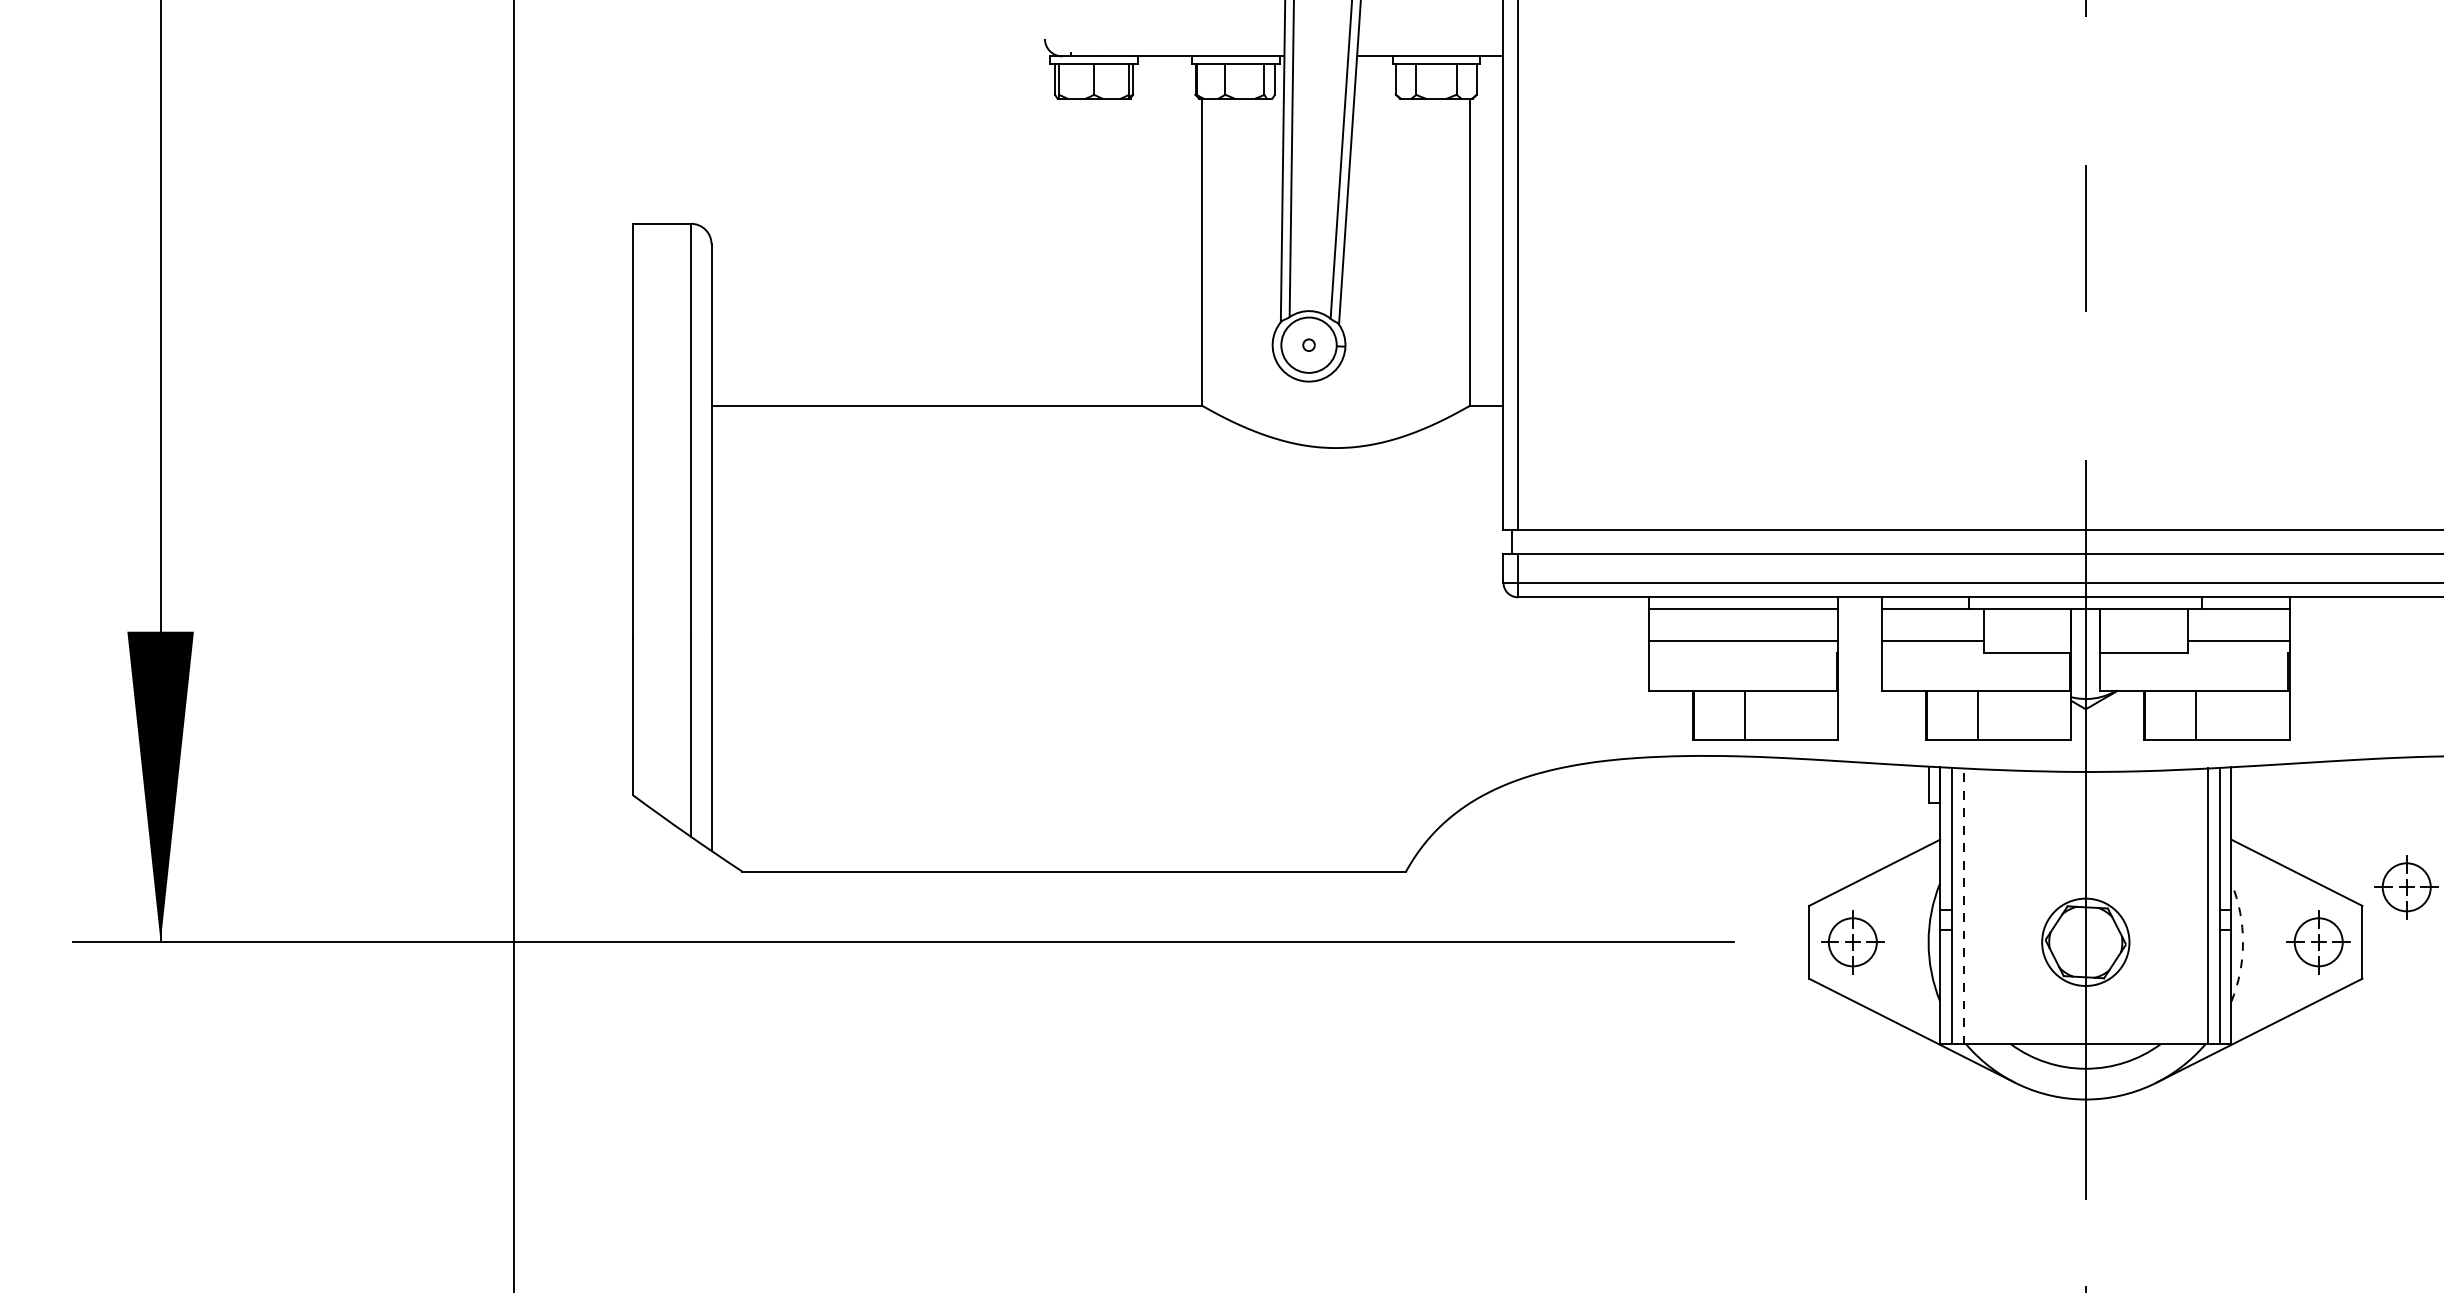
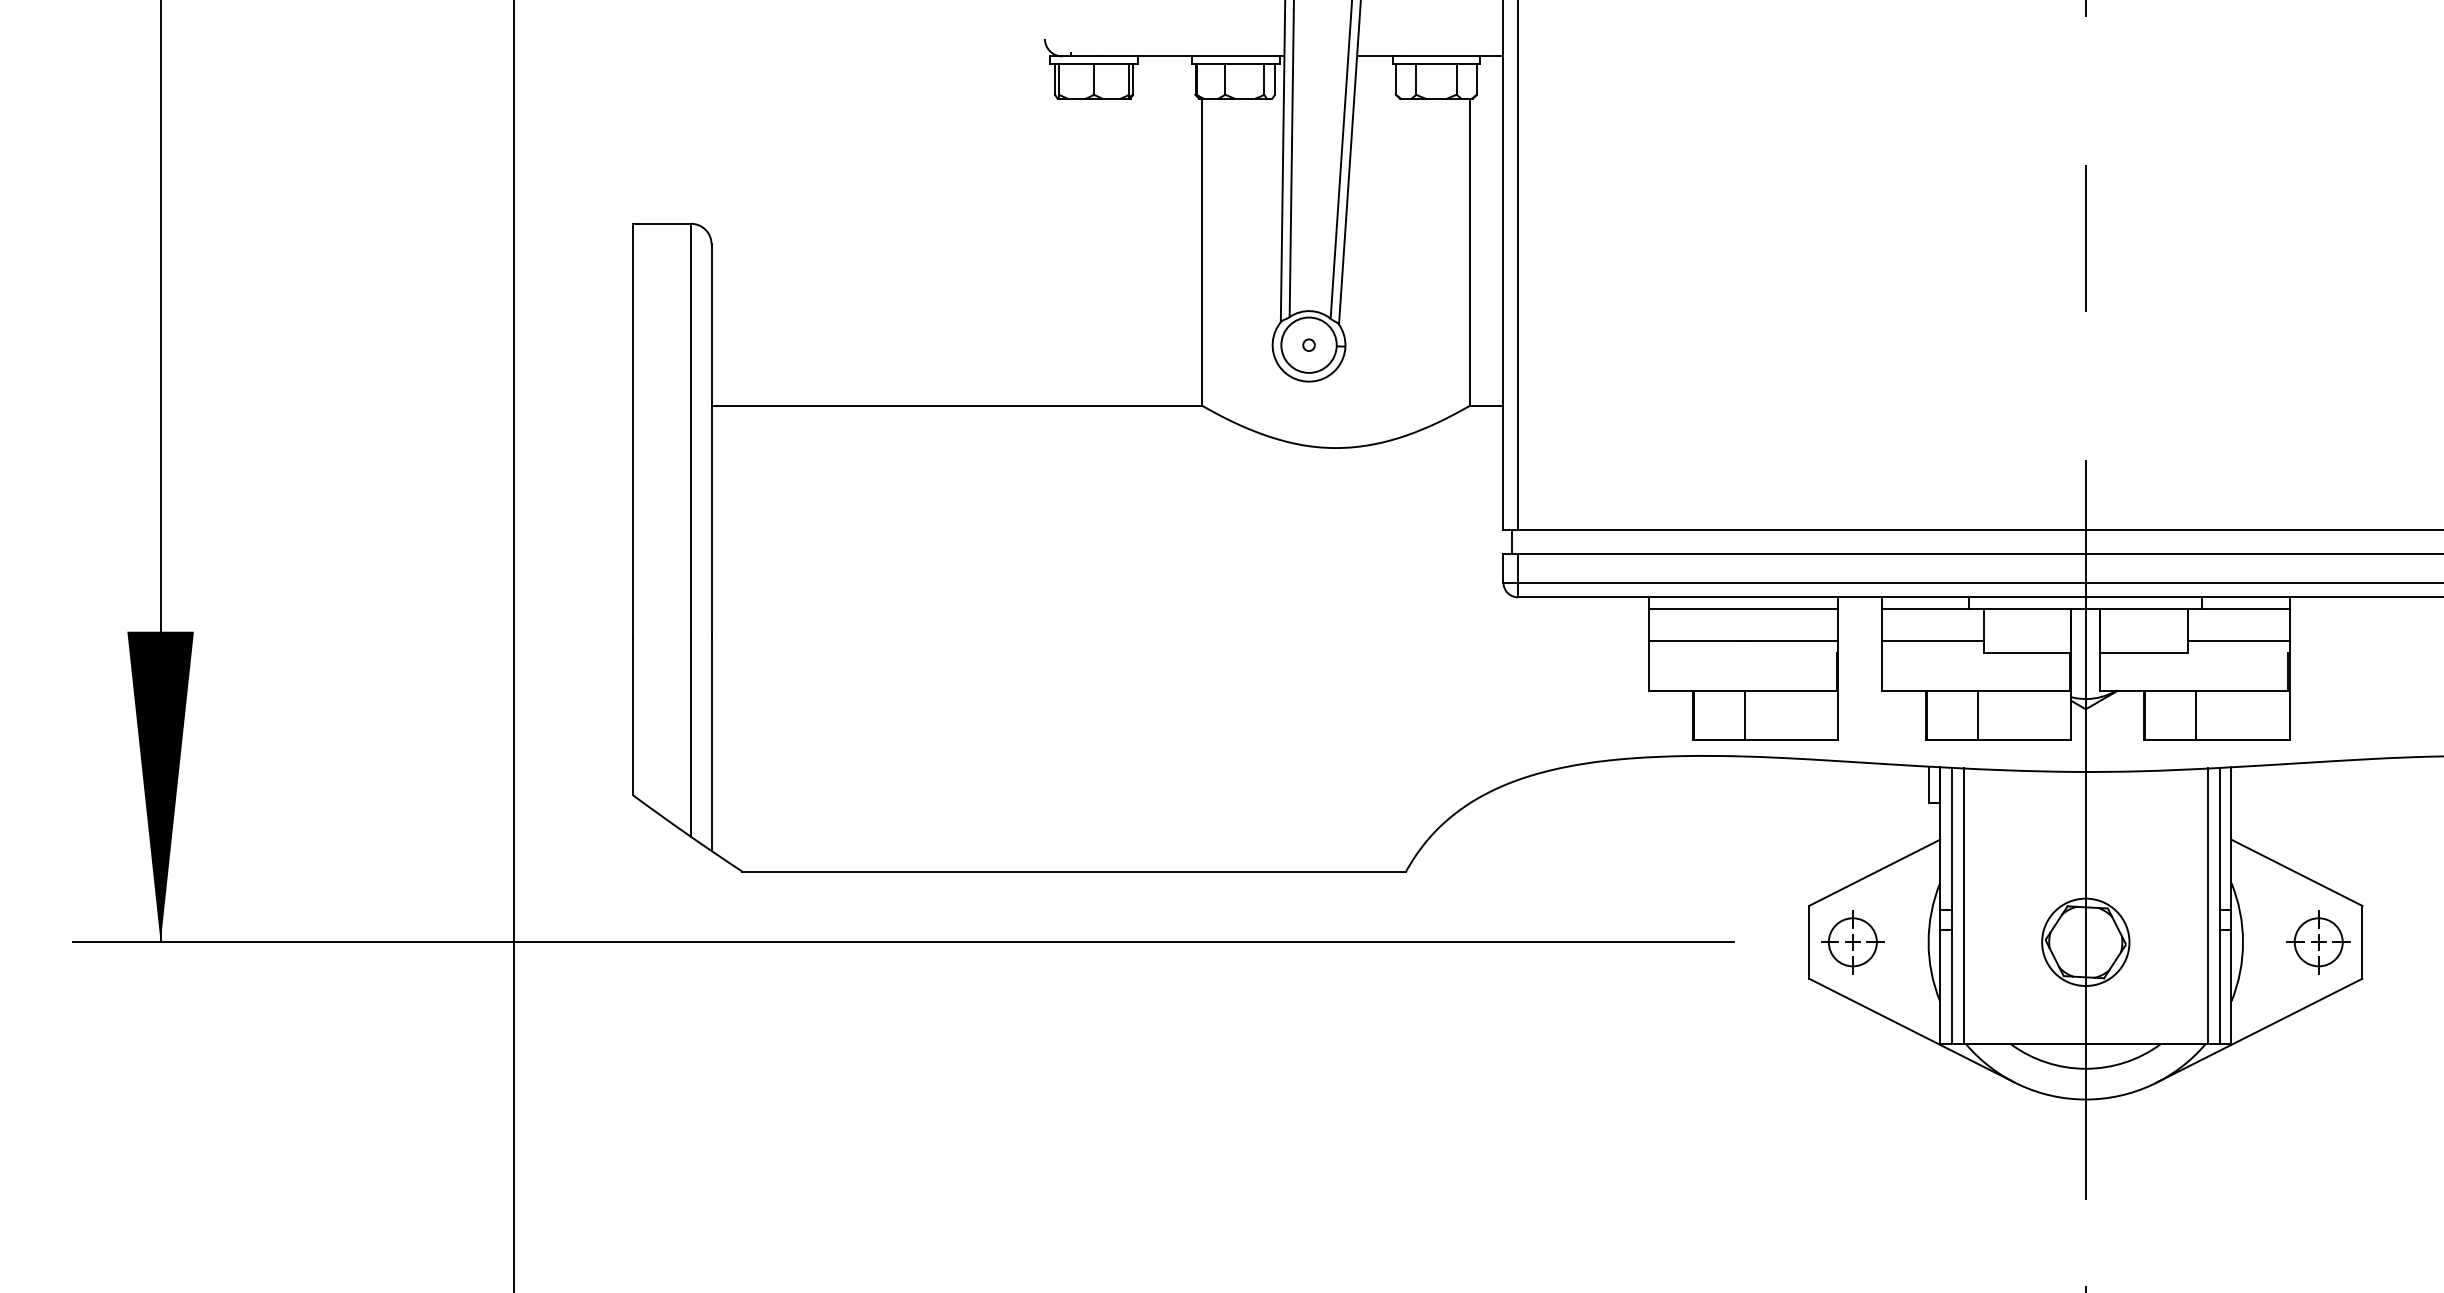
part: present -> none (2406, 887)
line: dashed -> solid (1963, 906)
arc: dashed -> solid (2243, 942)
